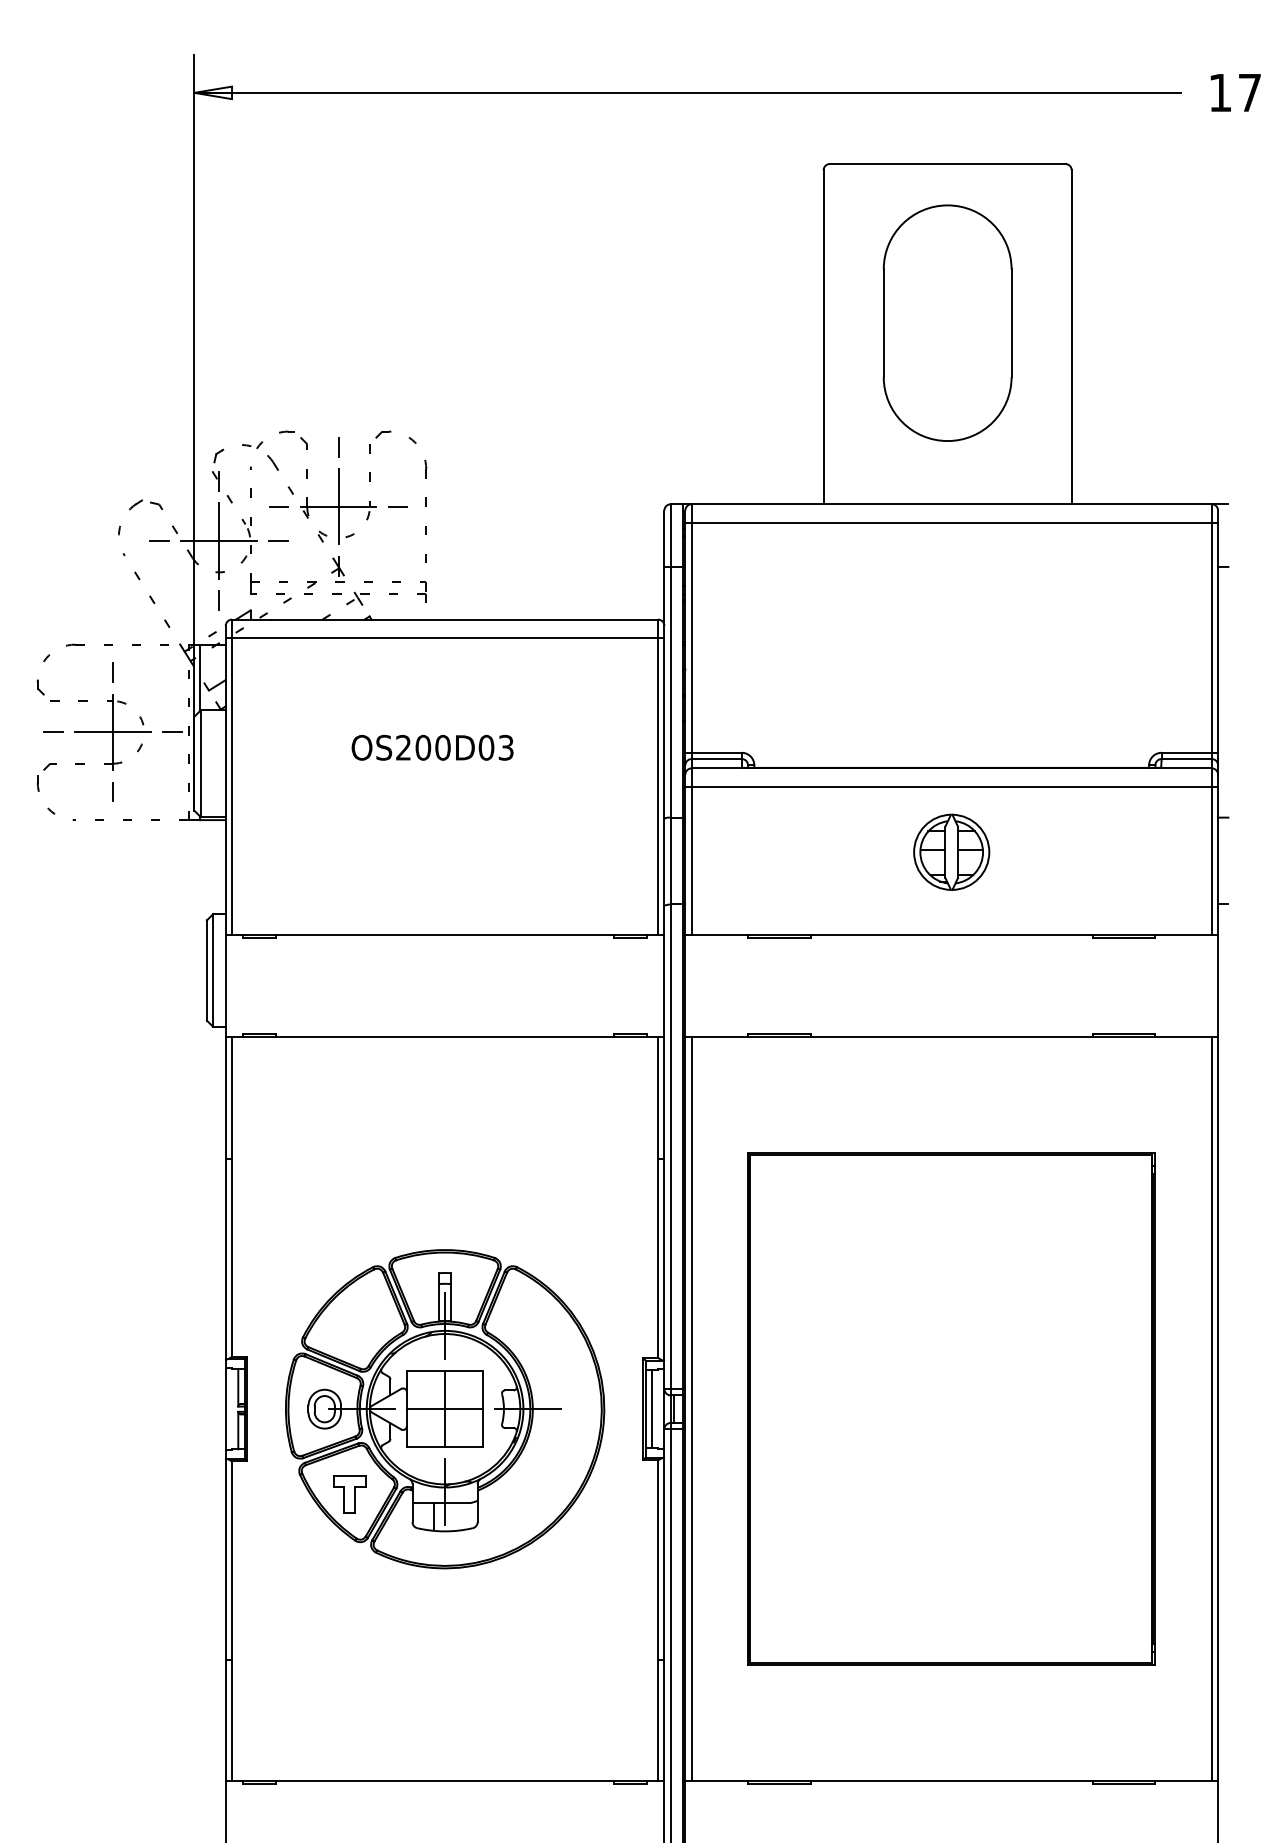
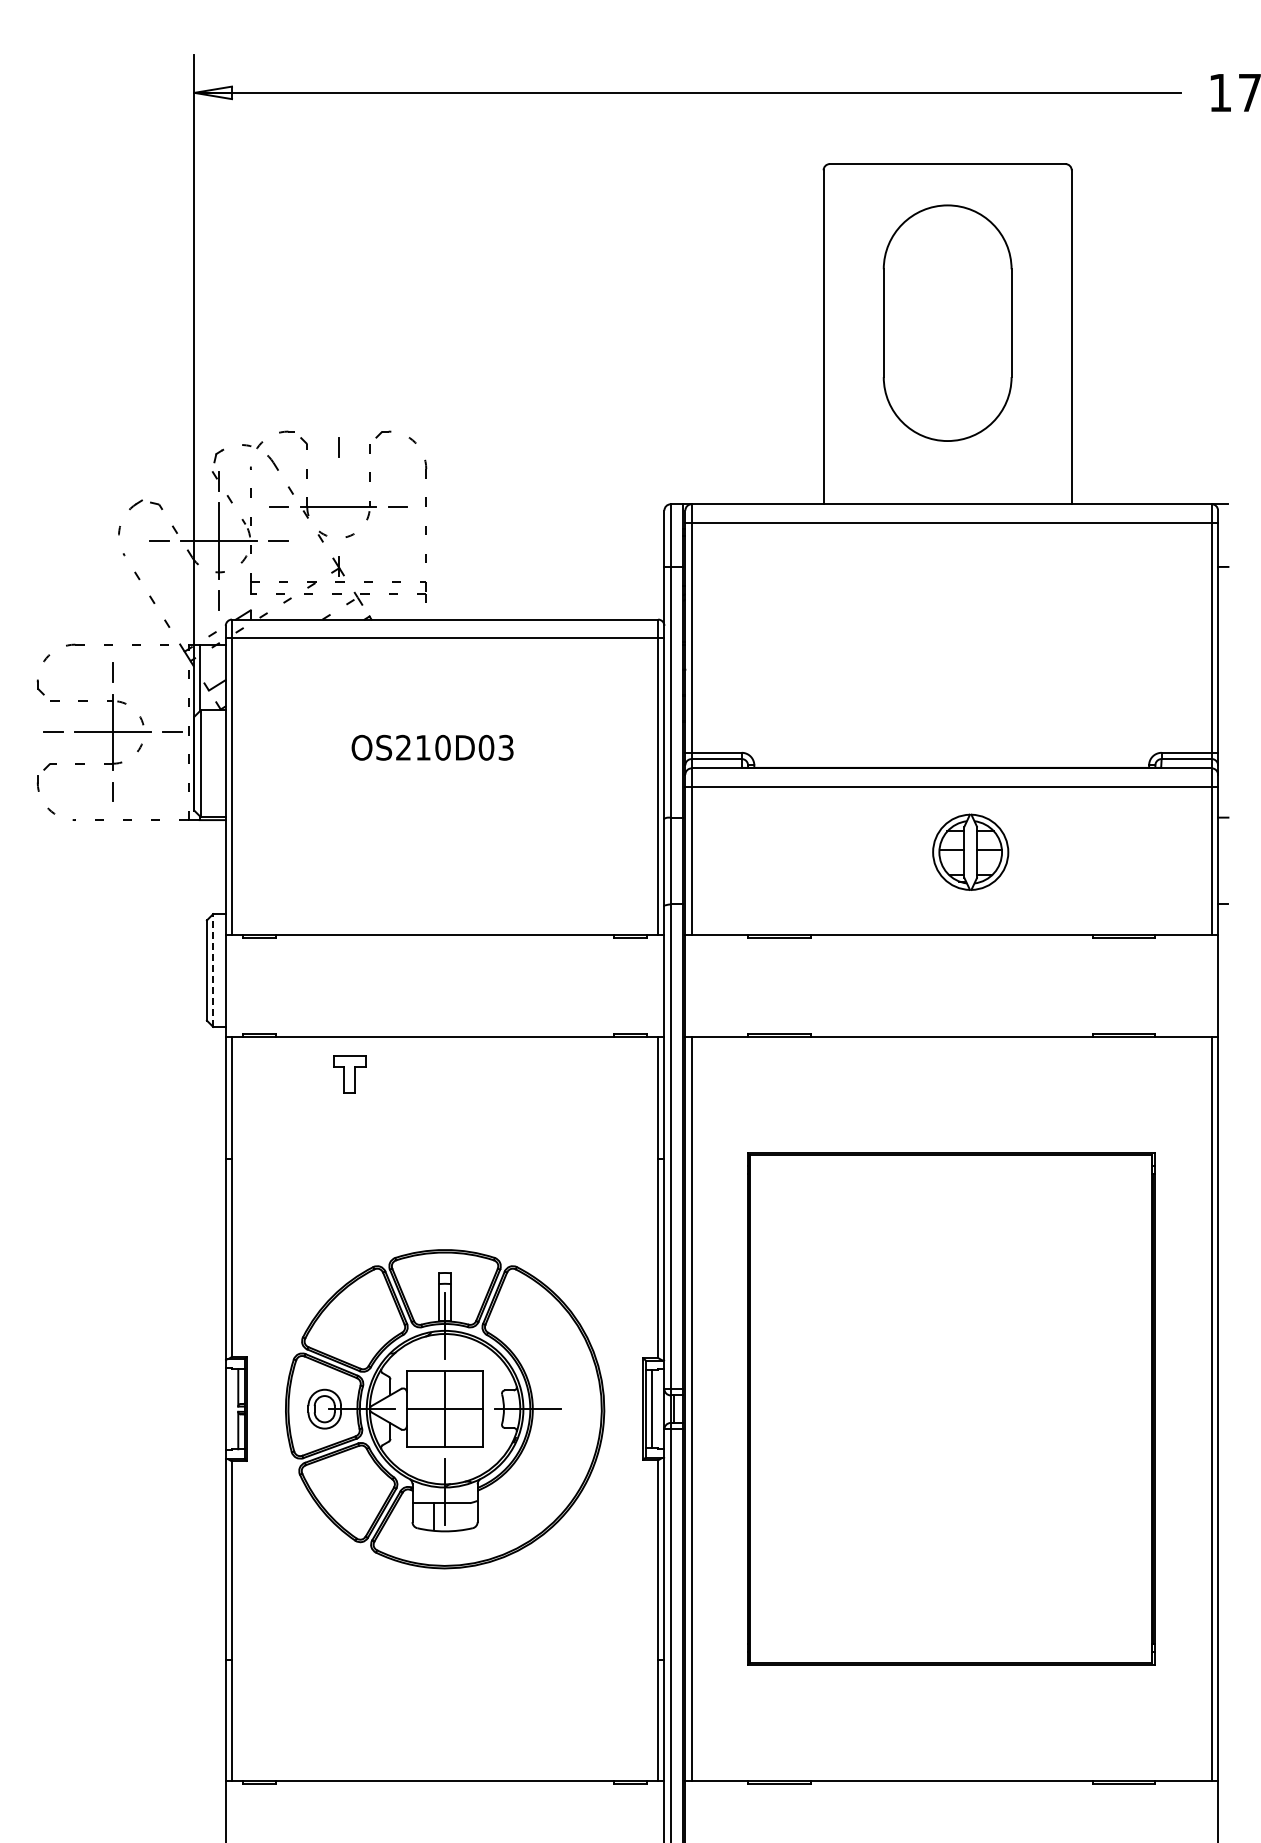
line: present -> none (338, 506)
text: OS200D03 -> OS210D03 (423, 747)
part position: (951, 851) -> (970, 851) (970, 851)
line: solid -> dashed (213, 970)
part position: (349, 1494) -> (349, 1074) (349, 1074)
